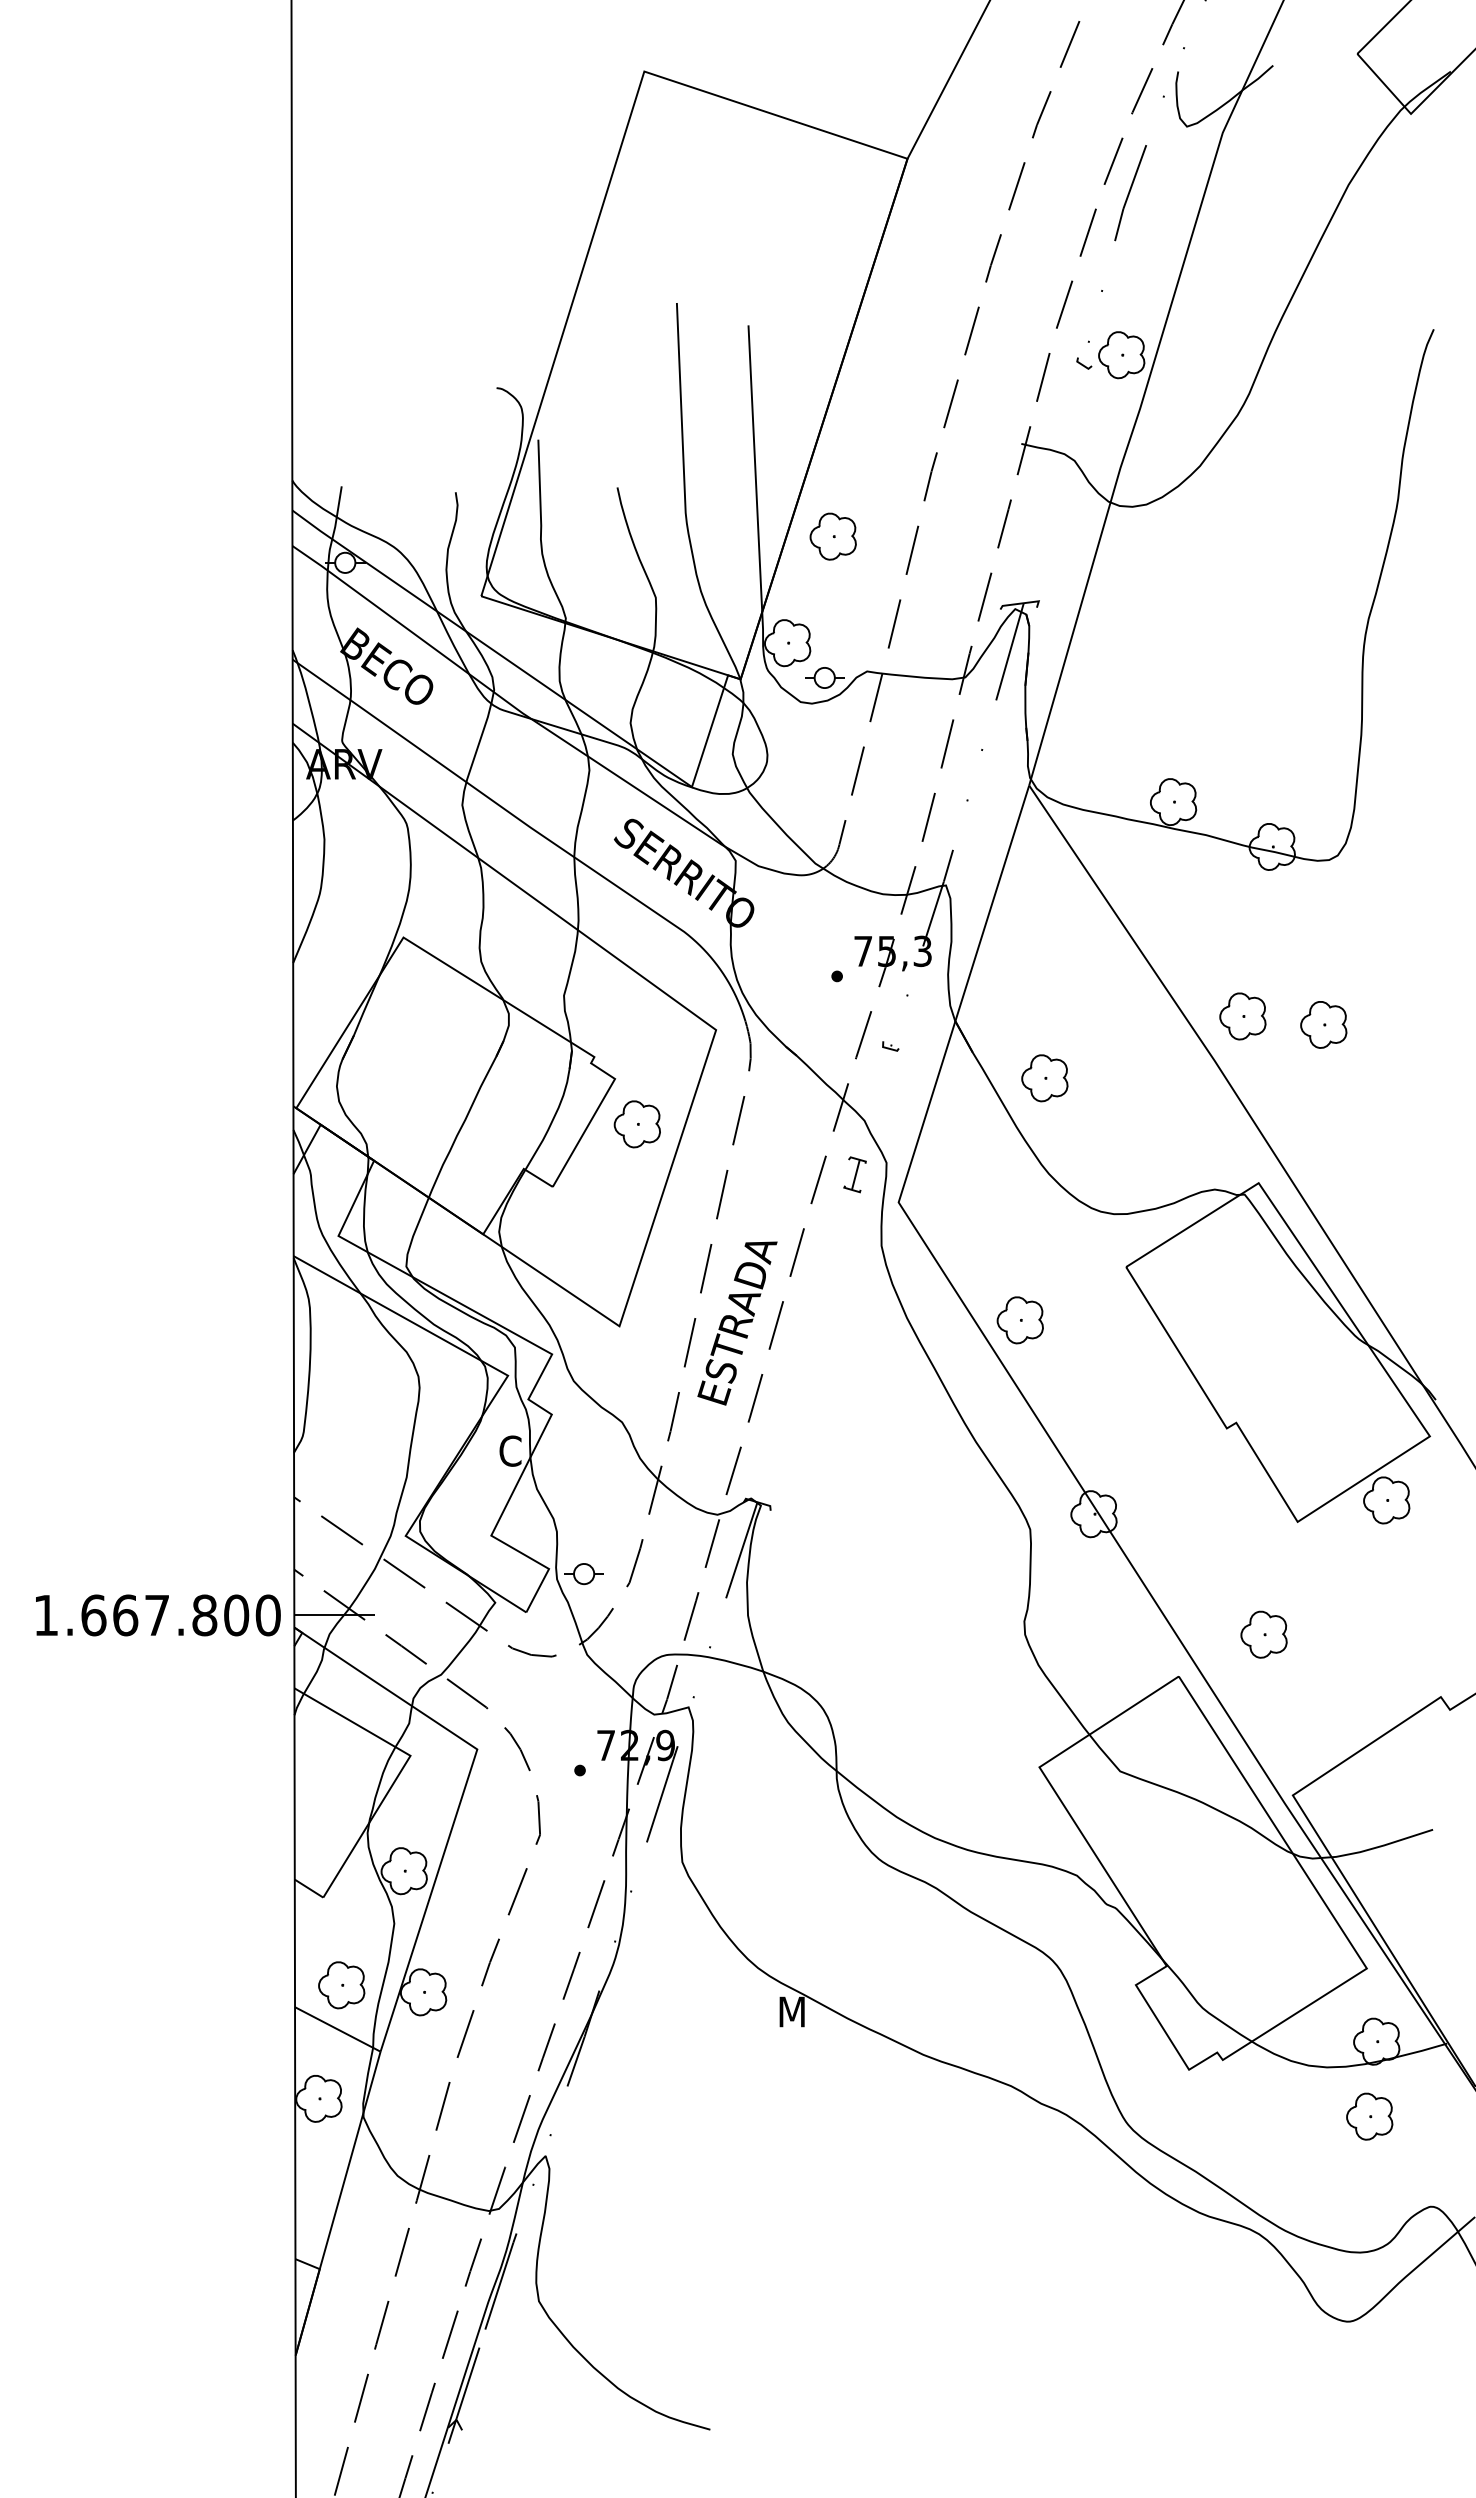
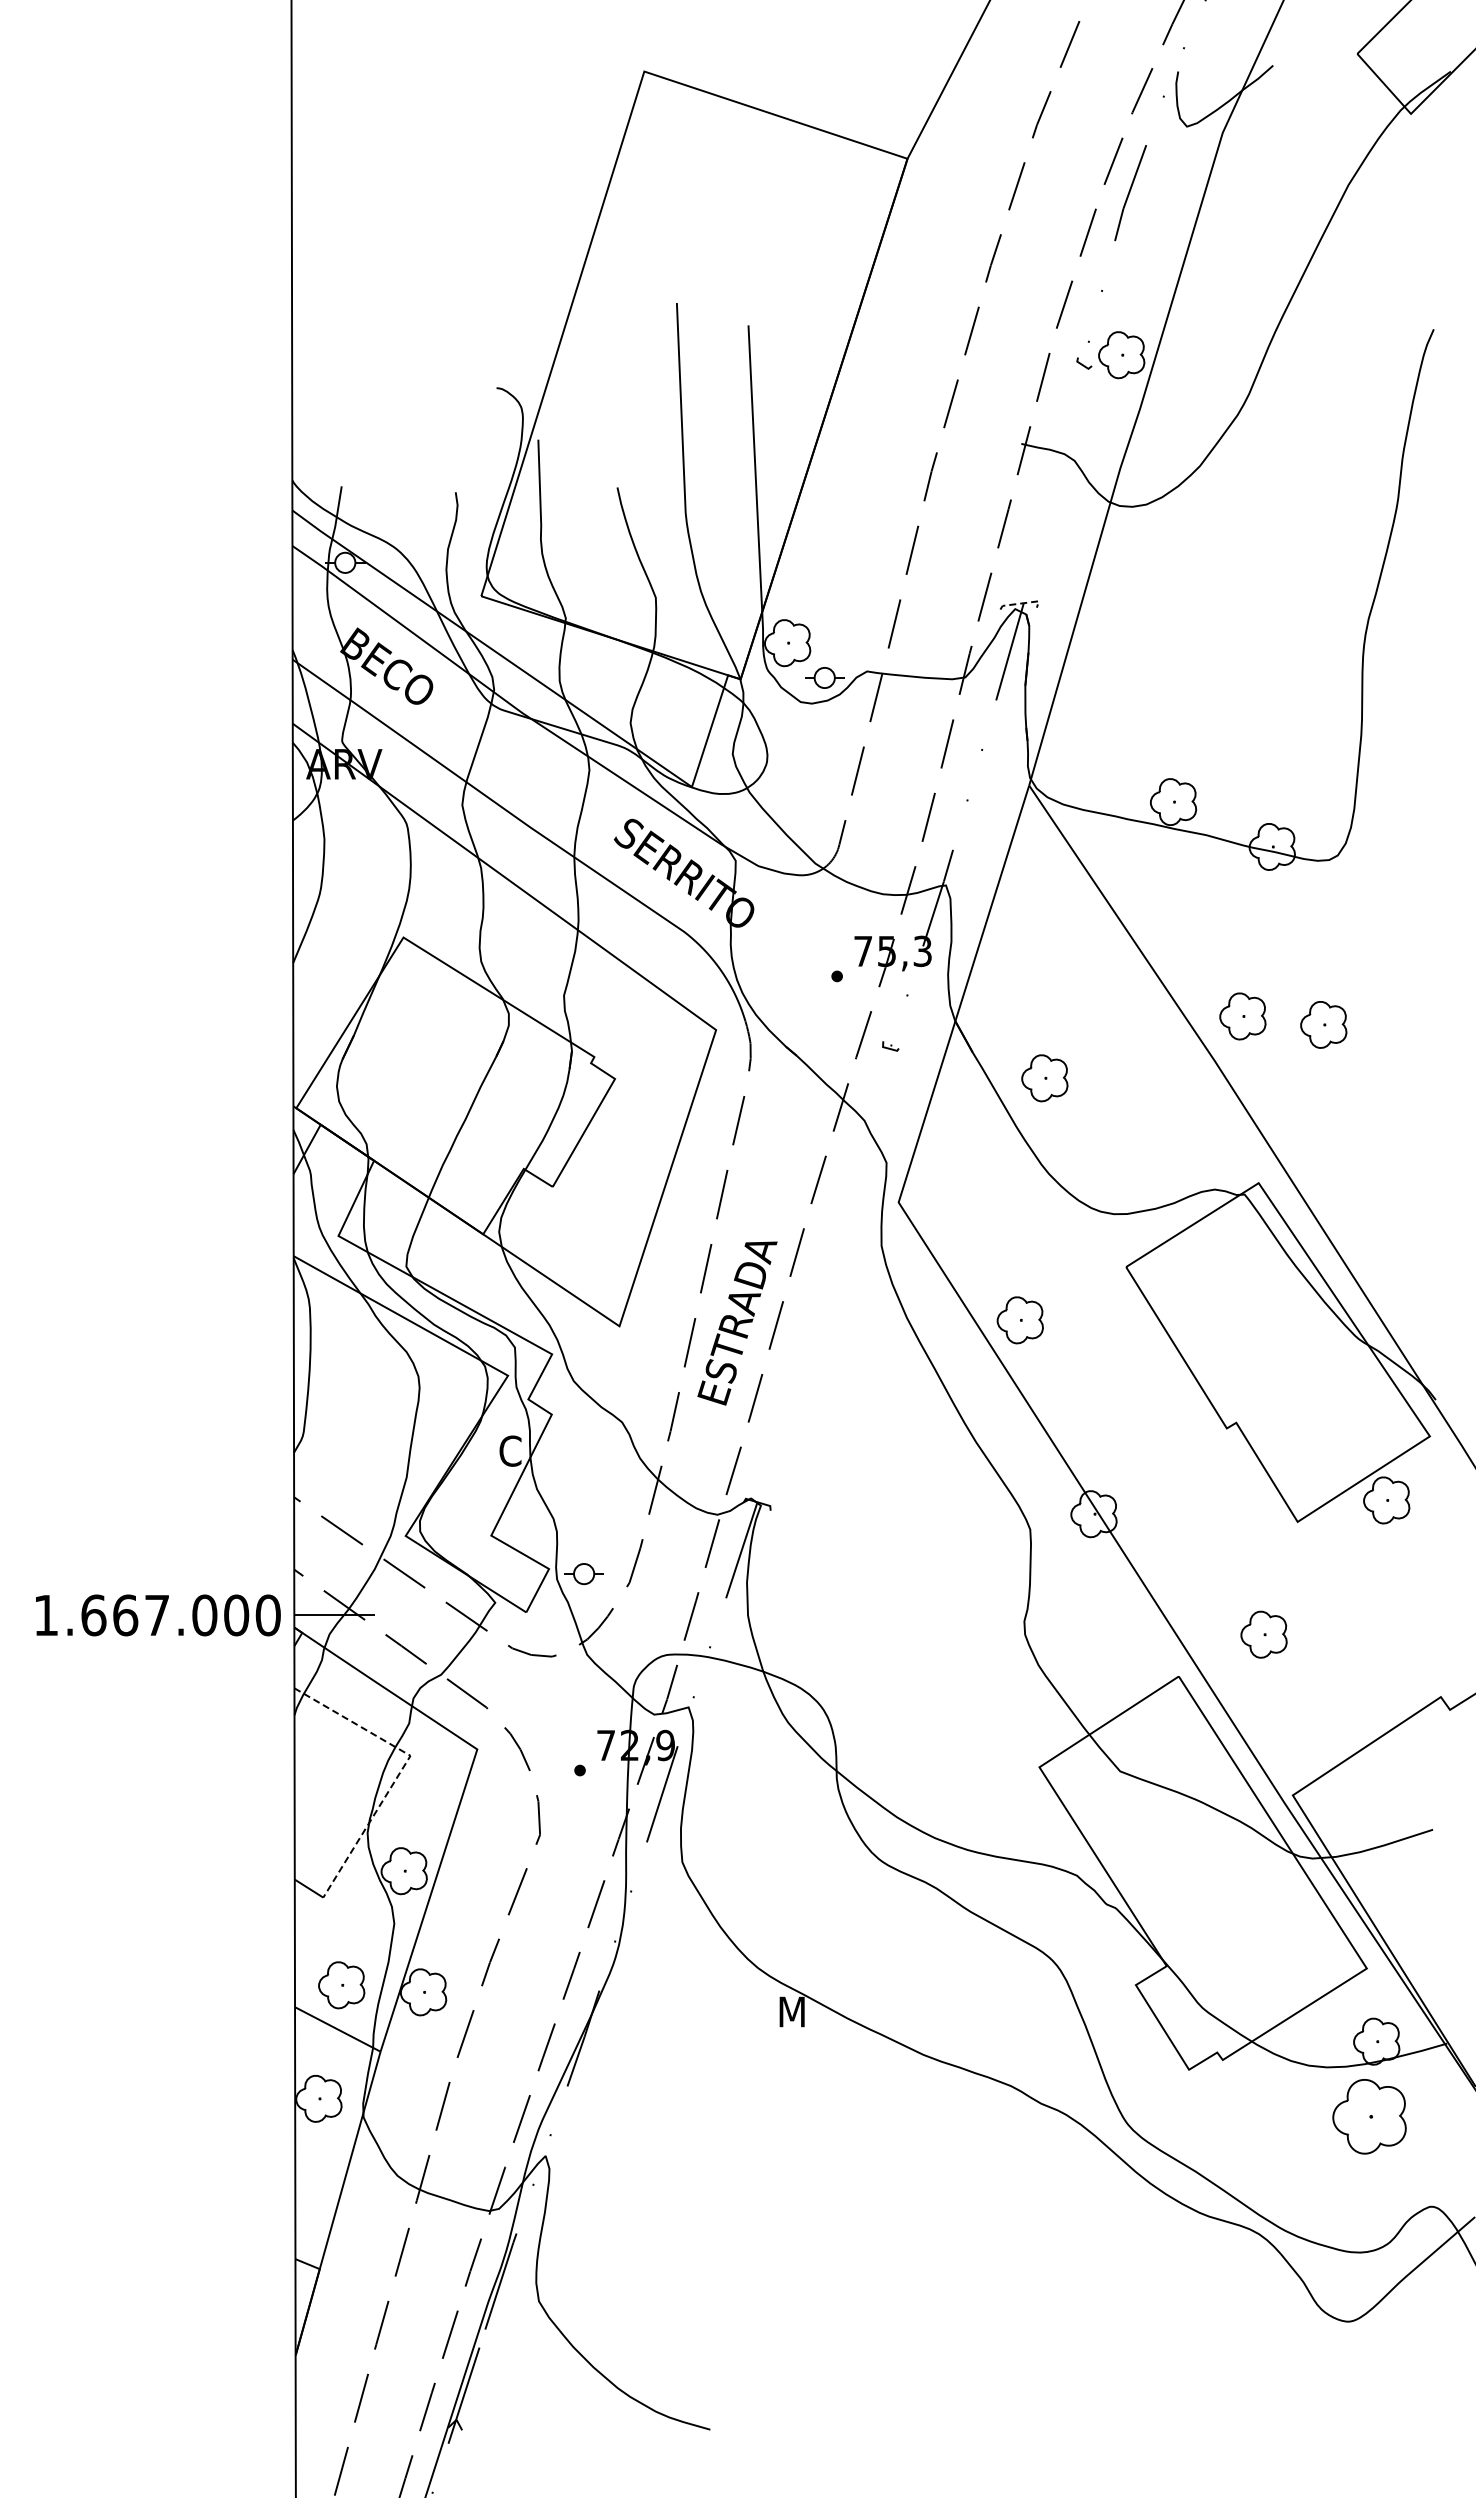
part: present -> none (832, 536)
line: solid -> dashed (1022, 603)
part: present -> none (636, 1124)
part: present -> none (854, 1174)
text: 1.667.800 -> 1.667.000 (204, 1615)
line: solid -> dashed (402, 1769)
part size: 48x49 px -> 75x76 px (1369, 2116)
